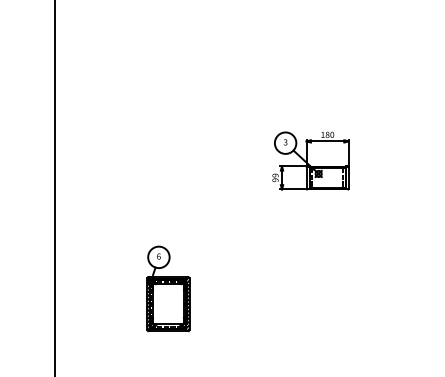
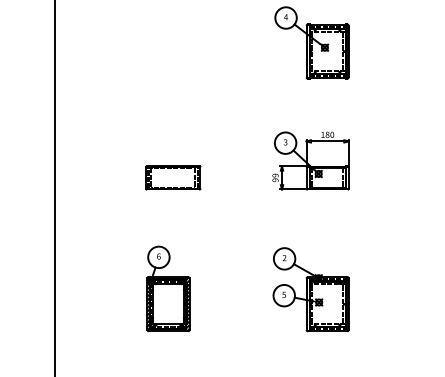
part: none -> present (311, 42)
part: none -> present (173, 177)
part: none -> present (310, 289)
